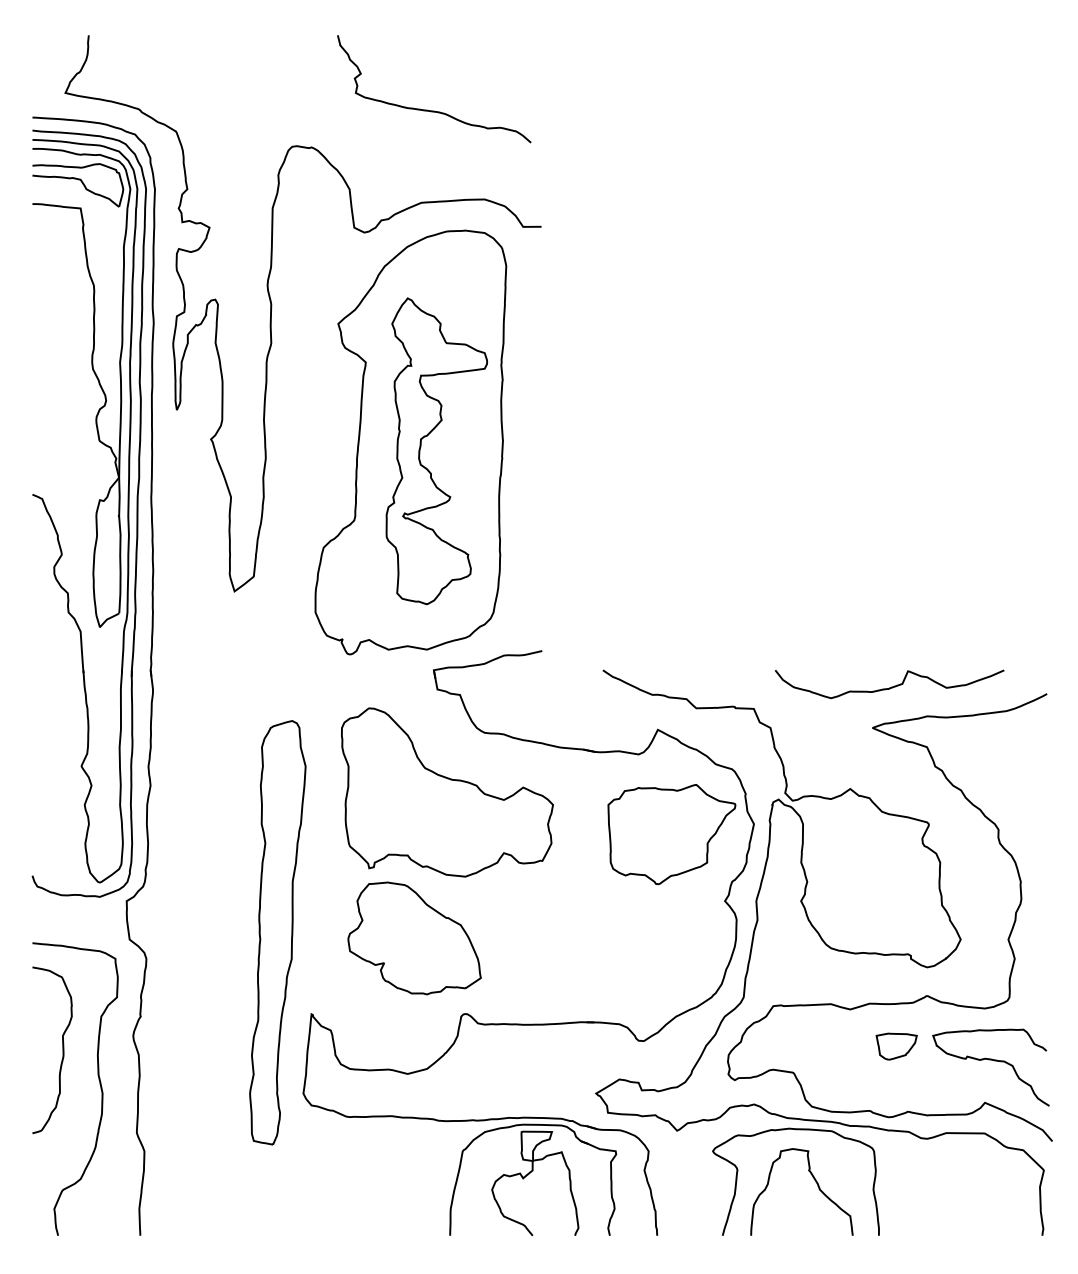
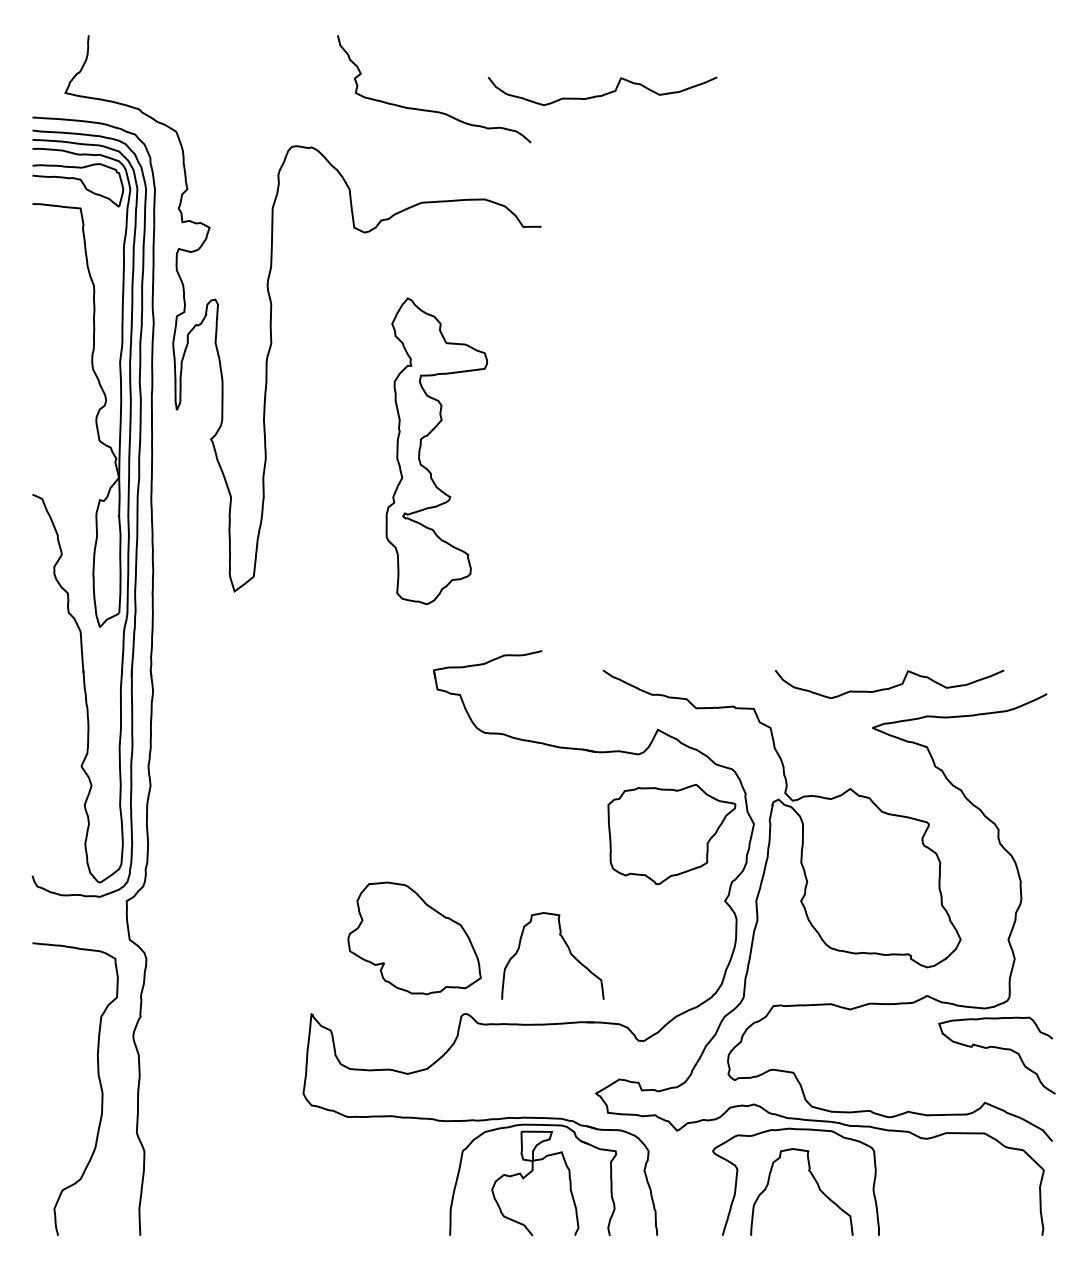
curve: none -> present (604, 93)
part: present -> none (410, 442)
part: present -> none (447, 792)
part: present -> none (277, 932)
curve: none -> present (566, 946)
part: present -> none (896, 1046)
curve: present -> none (62, 1049)
curve position: (990, 1060) -> (996, 1048) (996, 1048)
